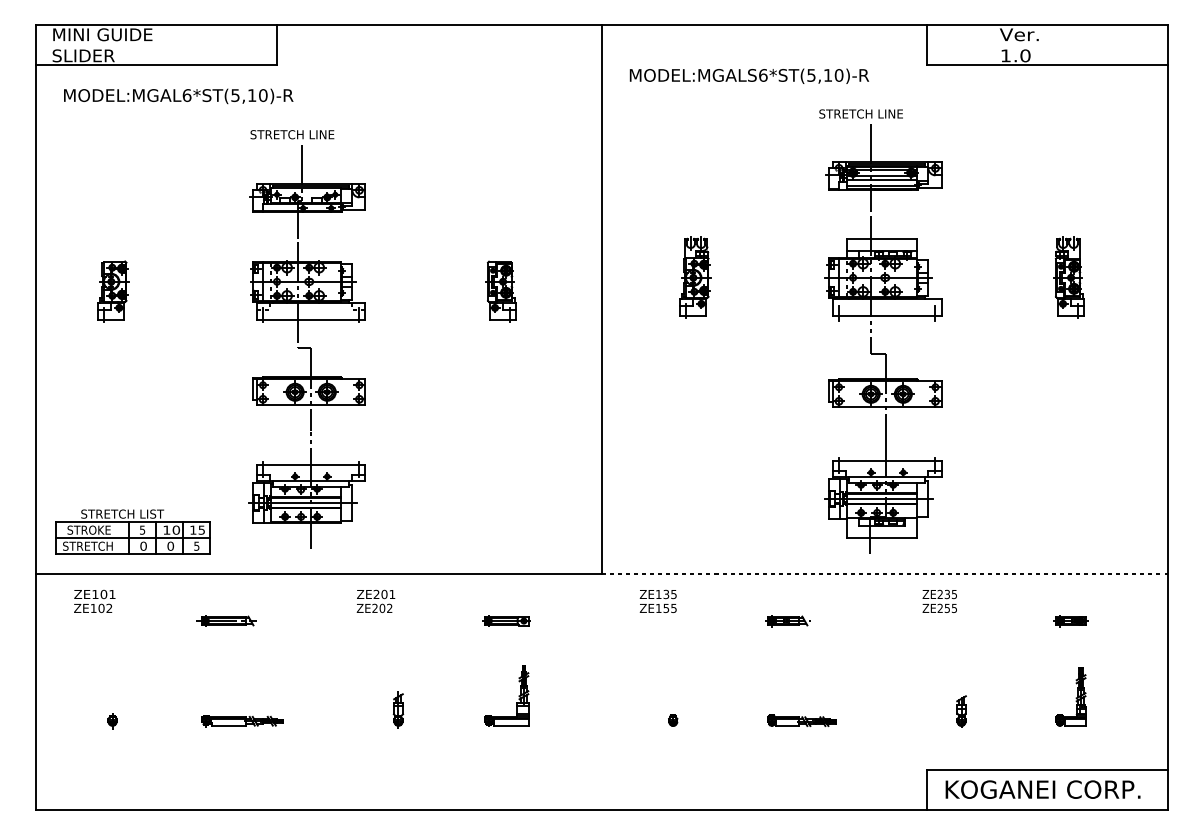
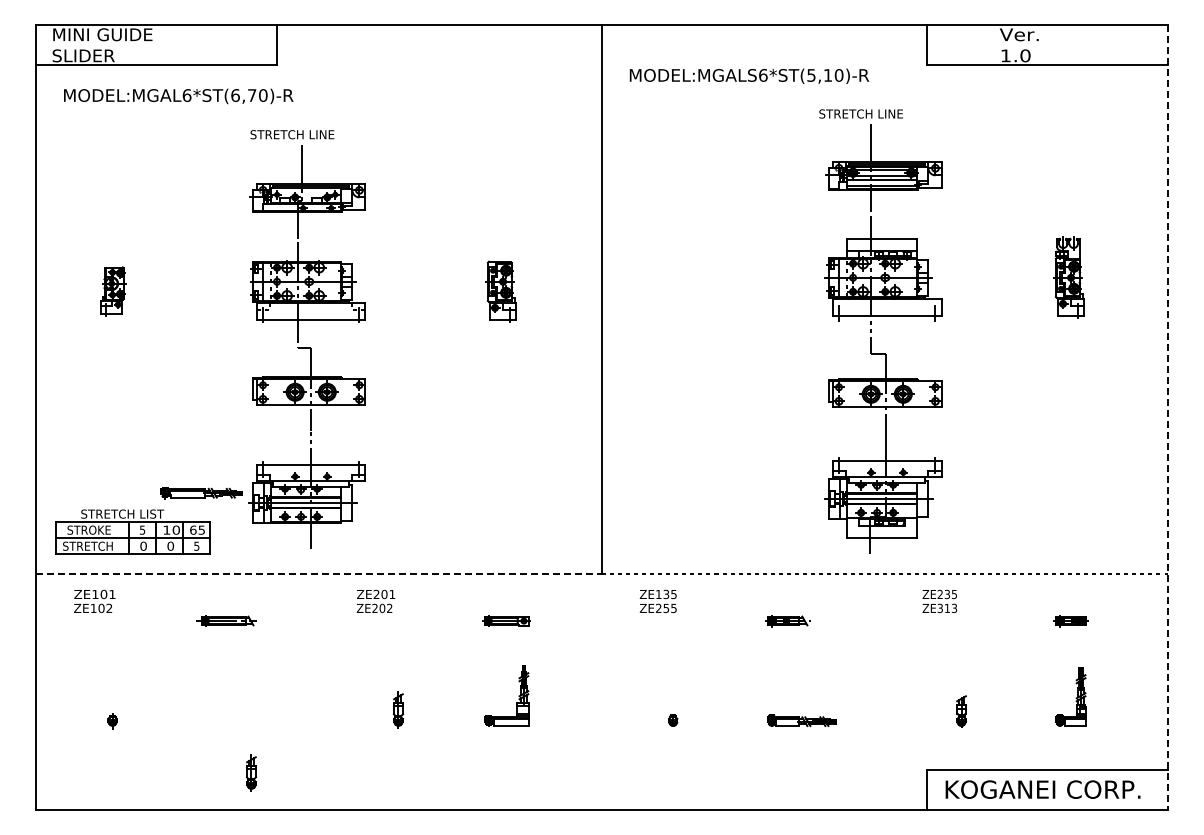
text: MODEL:MGAL6*ST(5,10)-R -> MODEL:MGAL6*ST(6,70)-R (243, 95)
part: present -> none (695, 277)
part size: 33x63 px -> 27x51 px (113, 291)
line: solid -> dashed (1167, 417)
text: 15 -> 65 (193, 529)
line: solid -> dashed (319, 574)
text: ZE155 -> ZE255 (658, 607)
text: ZE255 -> ZE313 (947, 608)
part position: (242, 721) -> (201, 493) (201, 493)
part: none -> present (251, 772)
